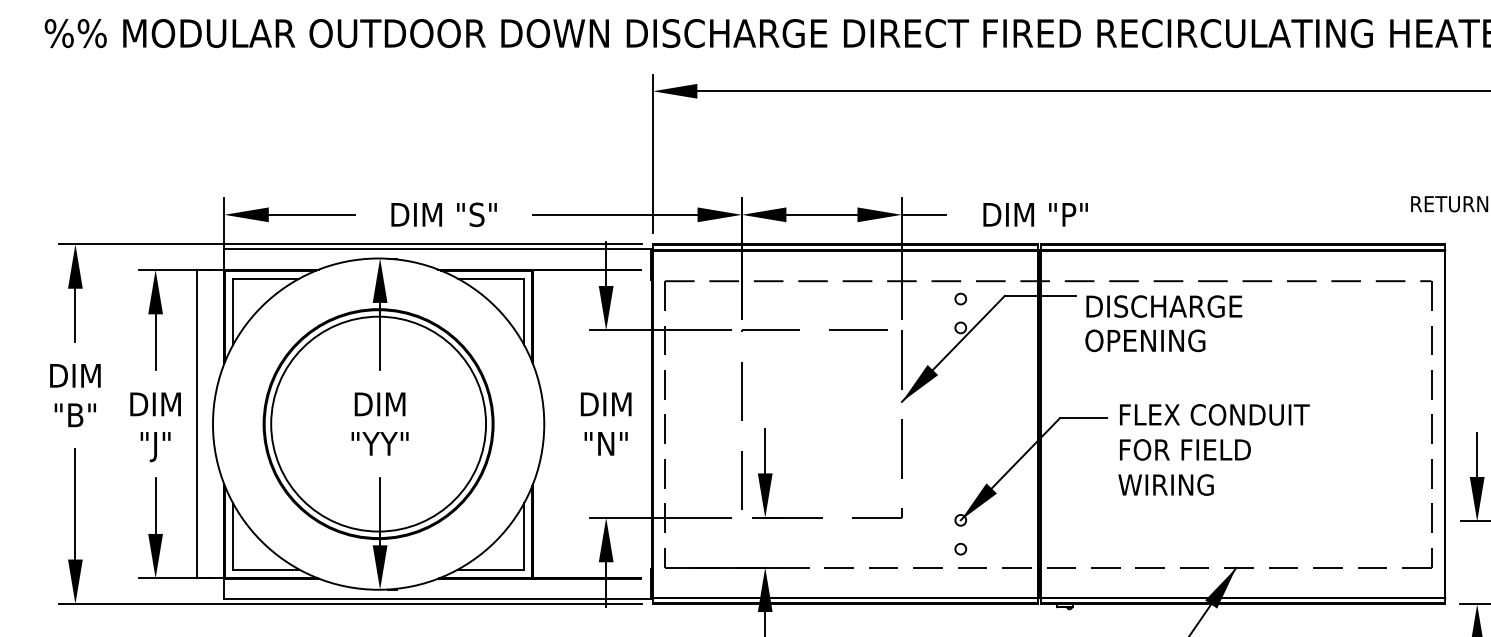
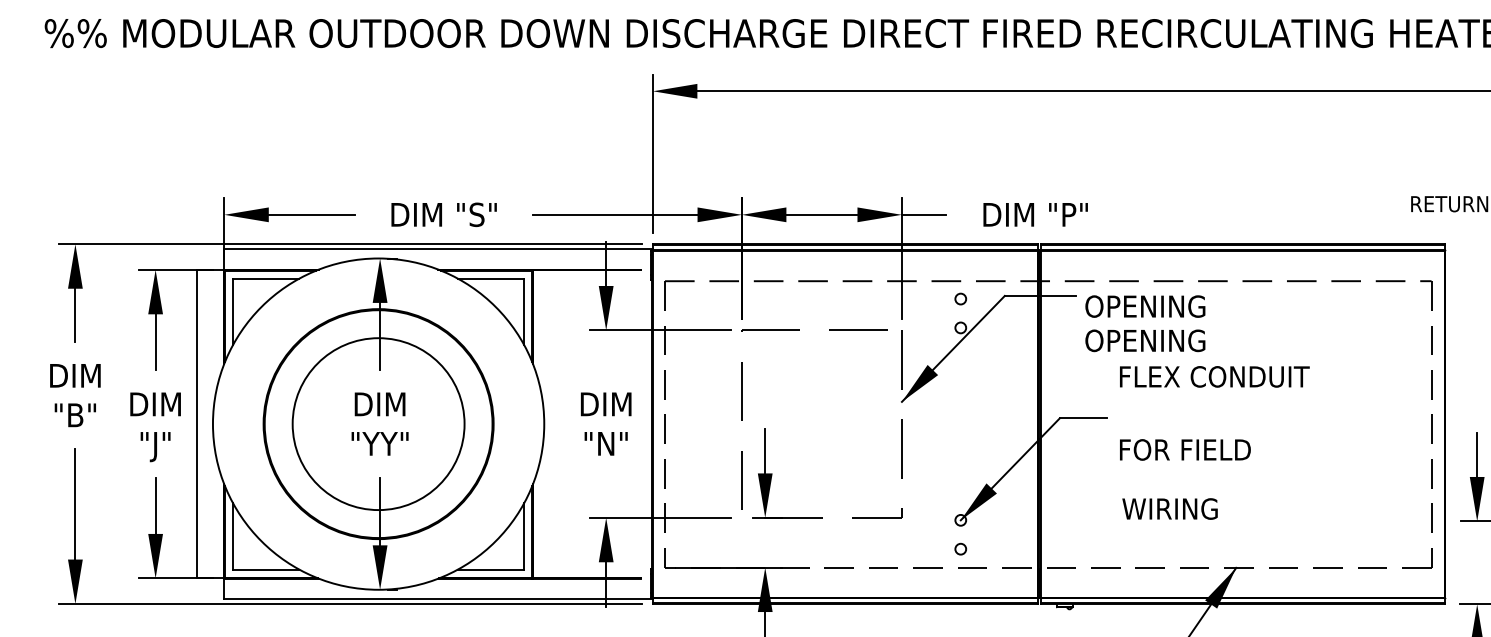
text: DISCHARGE -> OPENING (1163, 306)
text position: (1214, 414) -> (1214, 376) (1214, 376)
circle diameter: 215 px -> 172 px (378, 424)
text position: (1165, 484) -> (1169, 508) (1169, 508)
